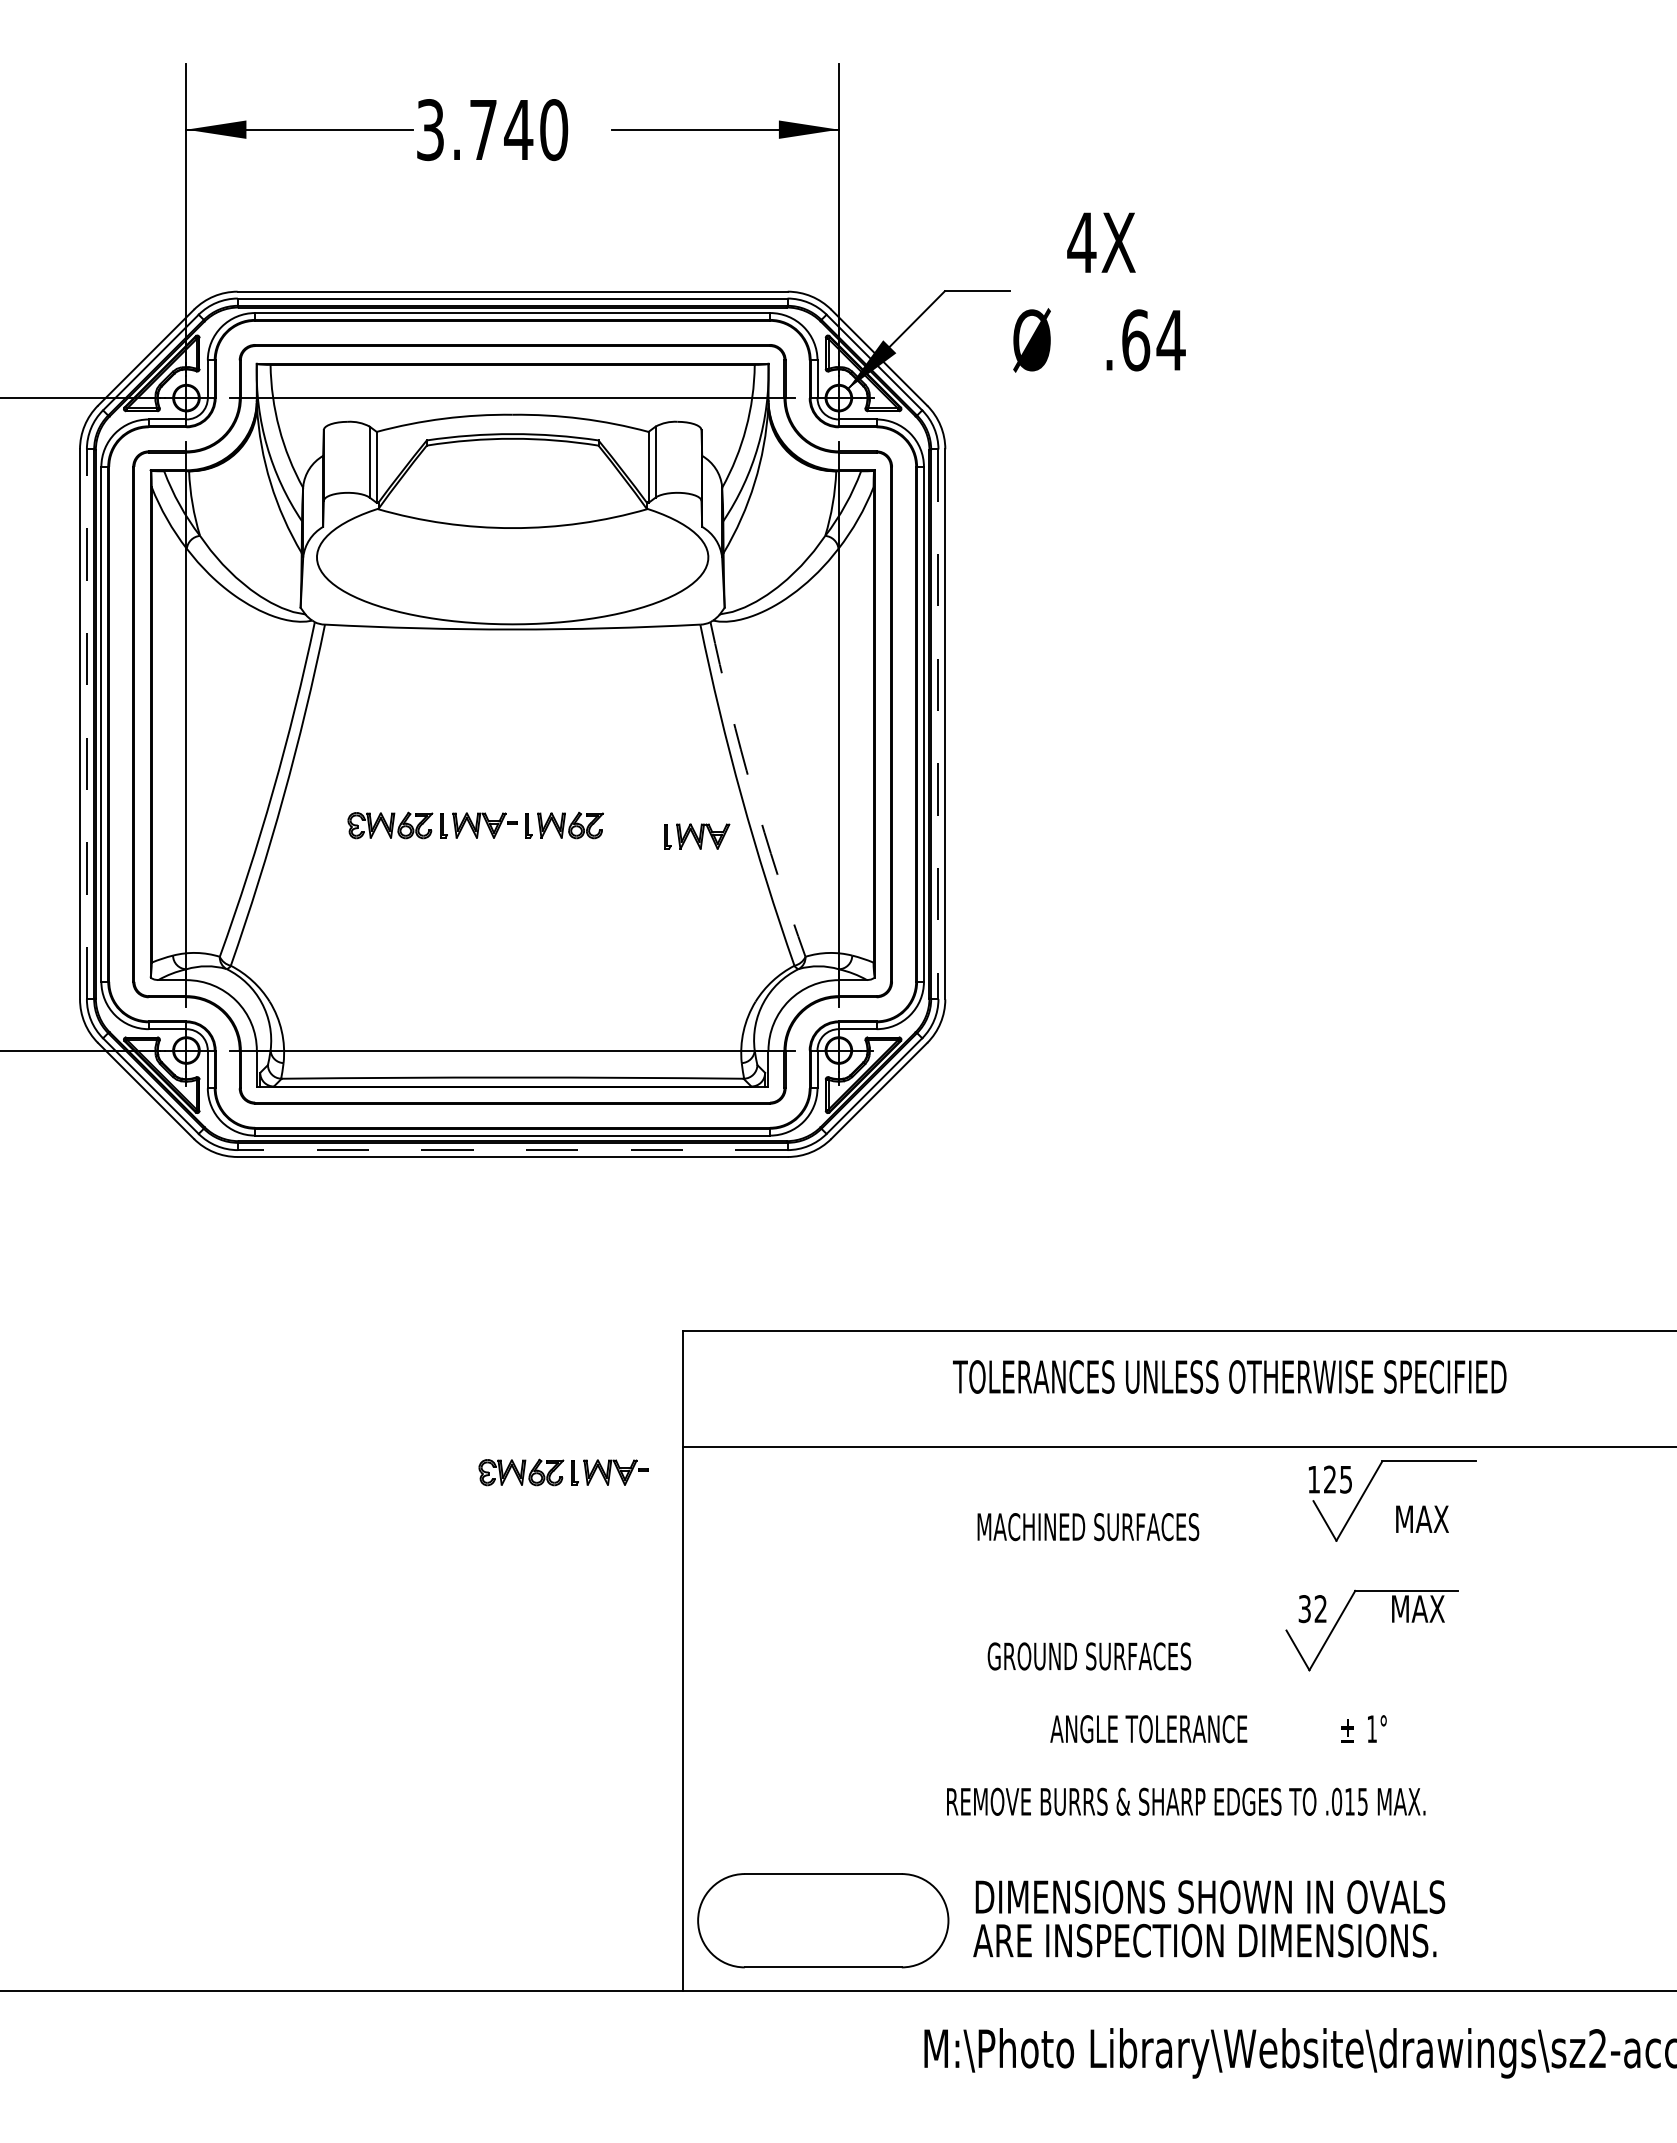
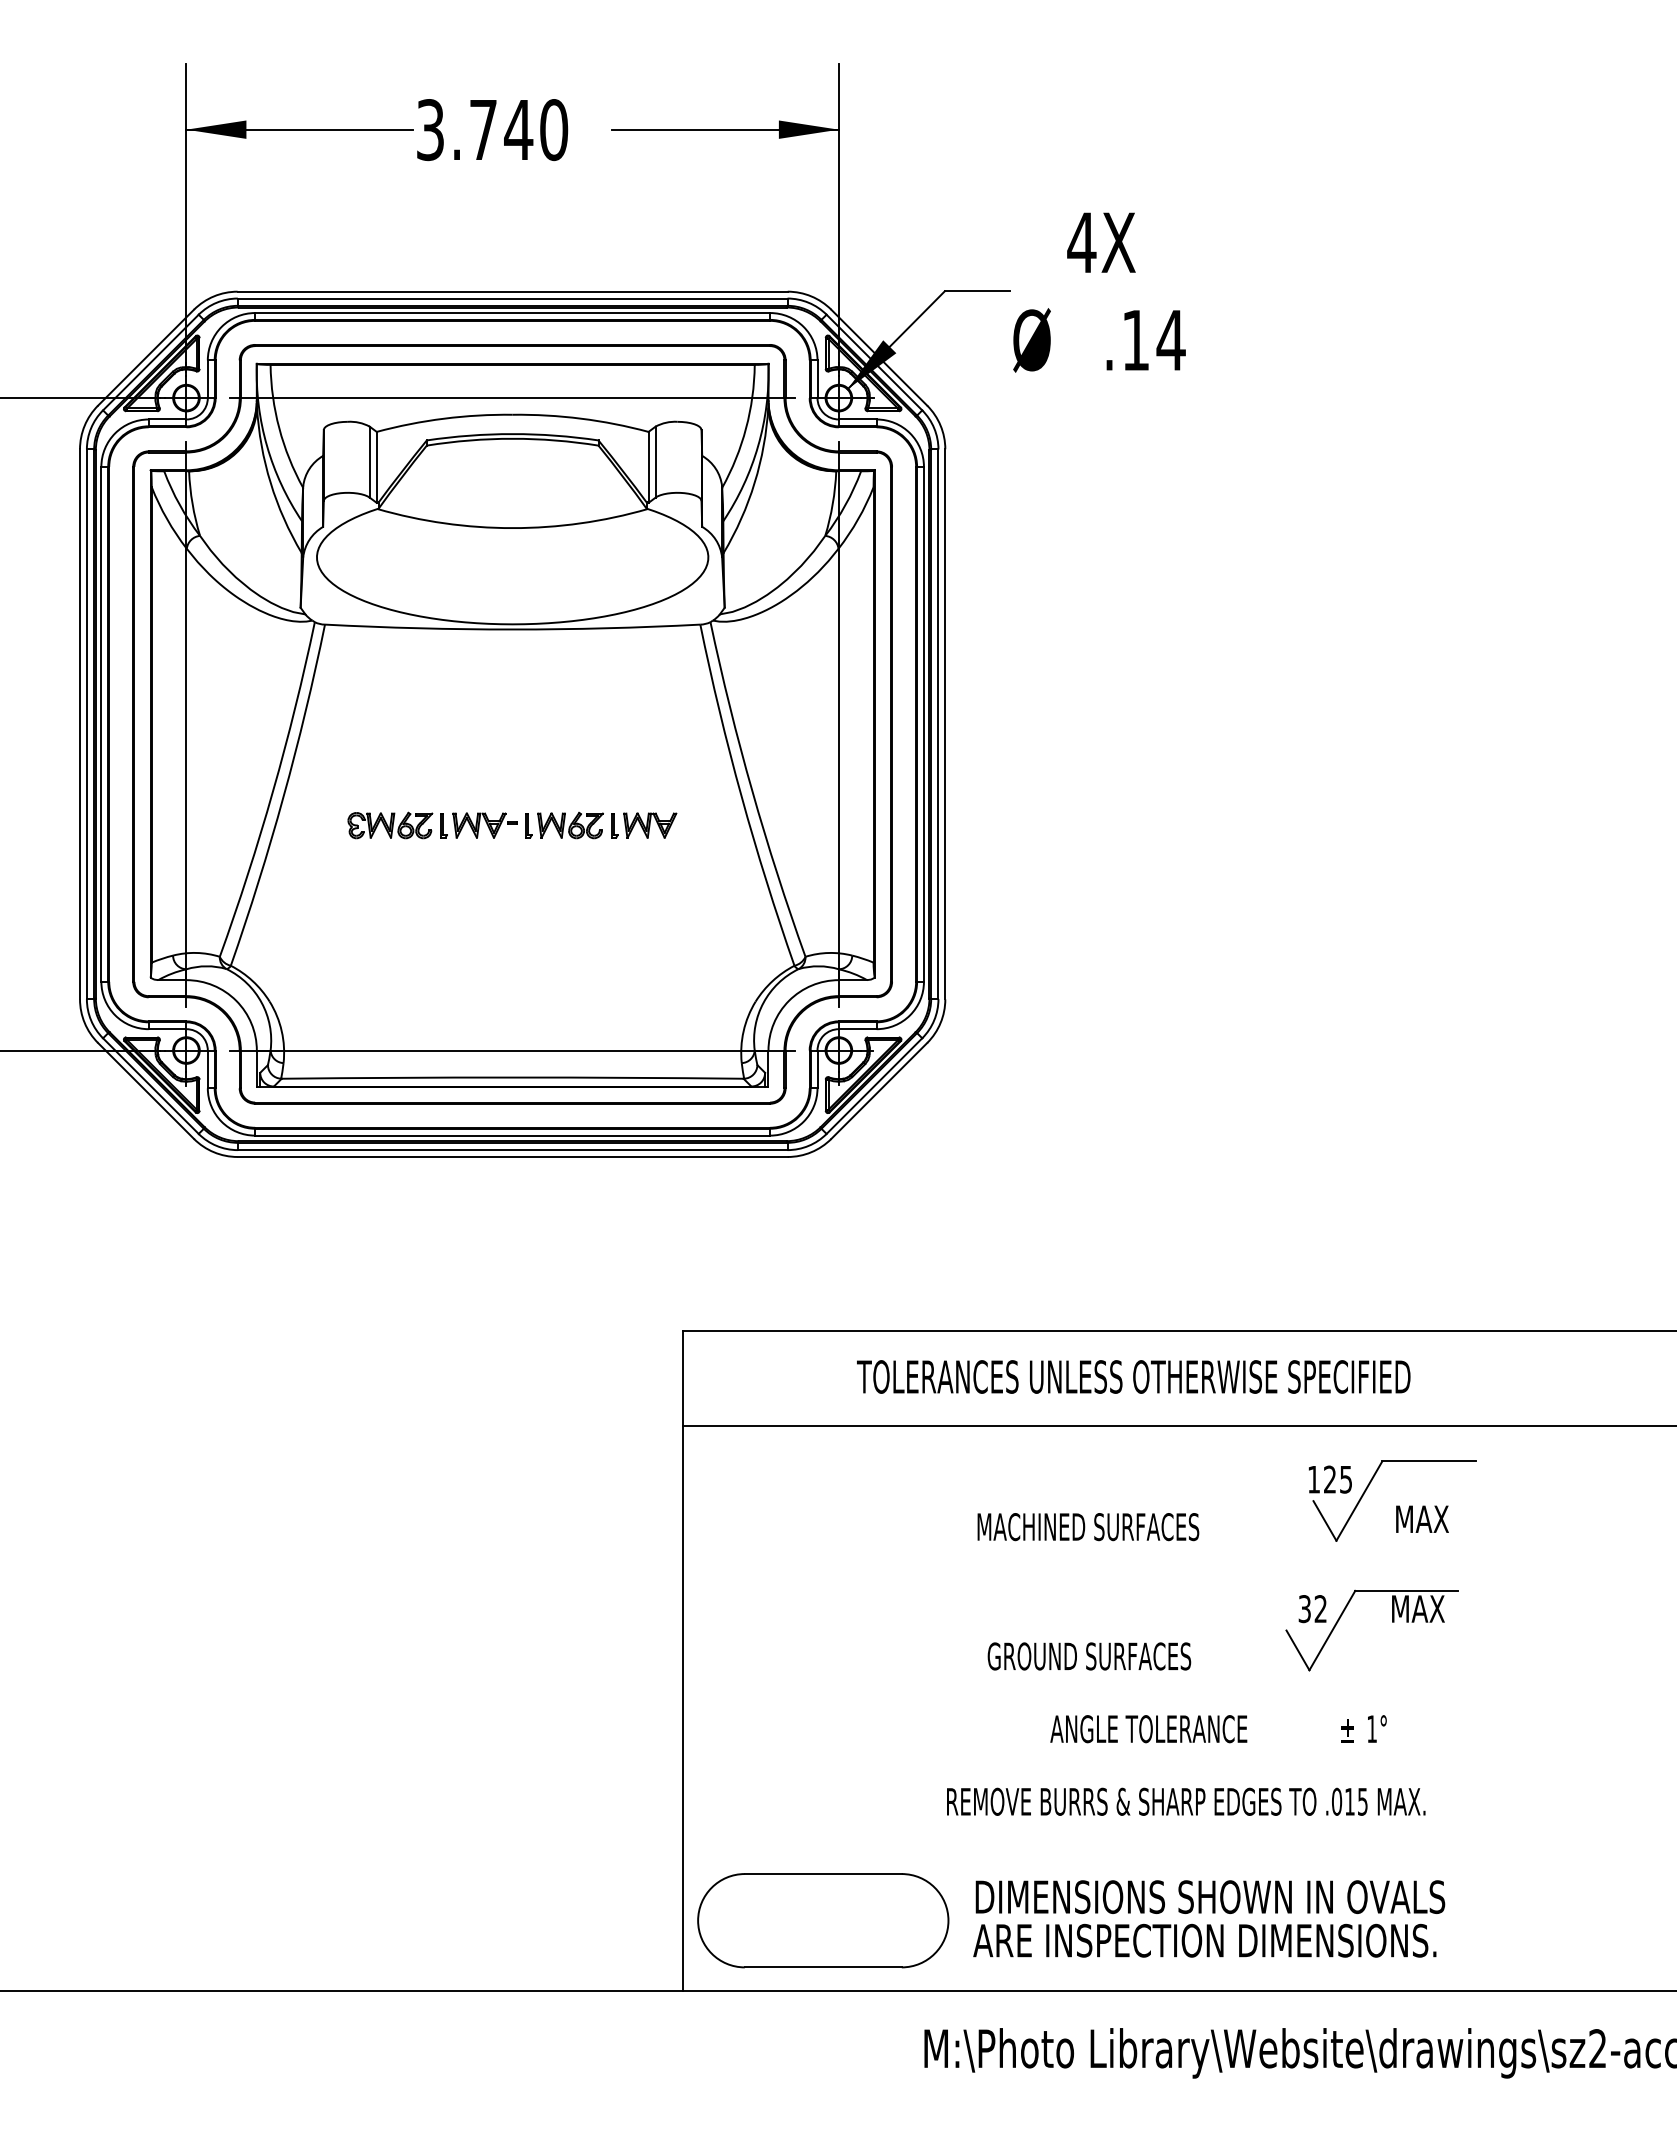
text: .64 -> .14 (1136, 340)
line: dashed -> solid (86, 724)
line: dashed -> solid (938, 724)
arc: dashed -> solid (752, 791)
part position: (697, 836) -> (644, 825) (644, 825)
line: dashed -> solid (512, 1150)
text position: (1229, 1376) -> (1133, 1376) (1133, 1376)
line position: (1178, 1446) -> (1178, 1425) (1178, 1425)
part: present -> none (563, 1472)
